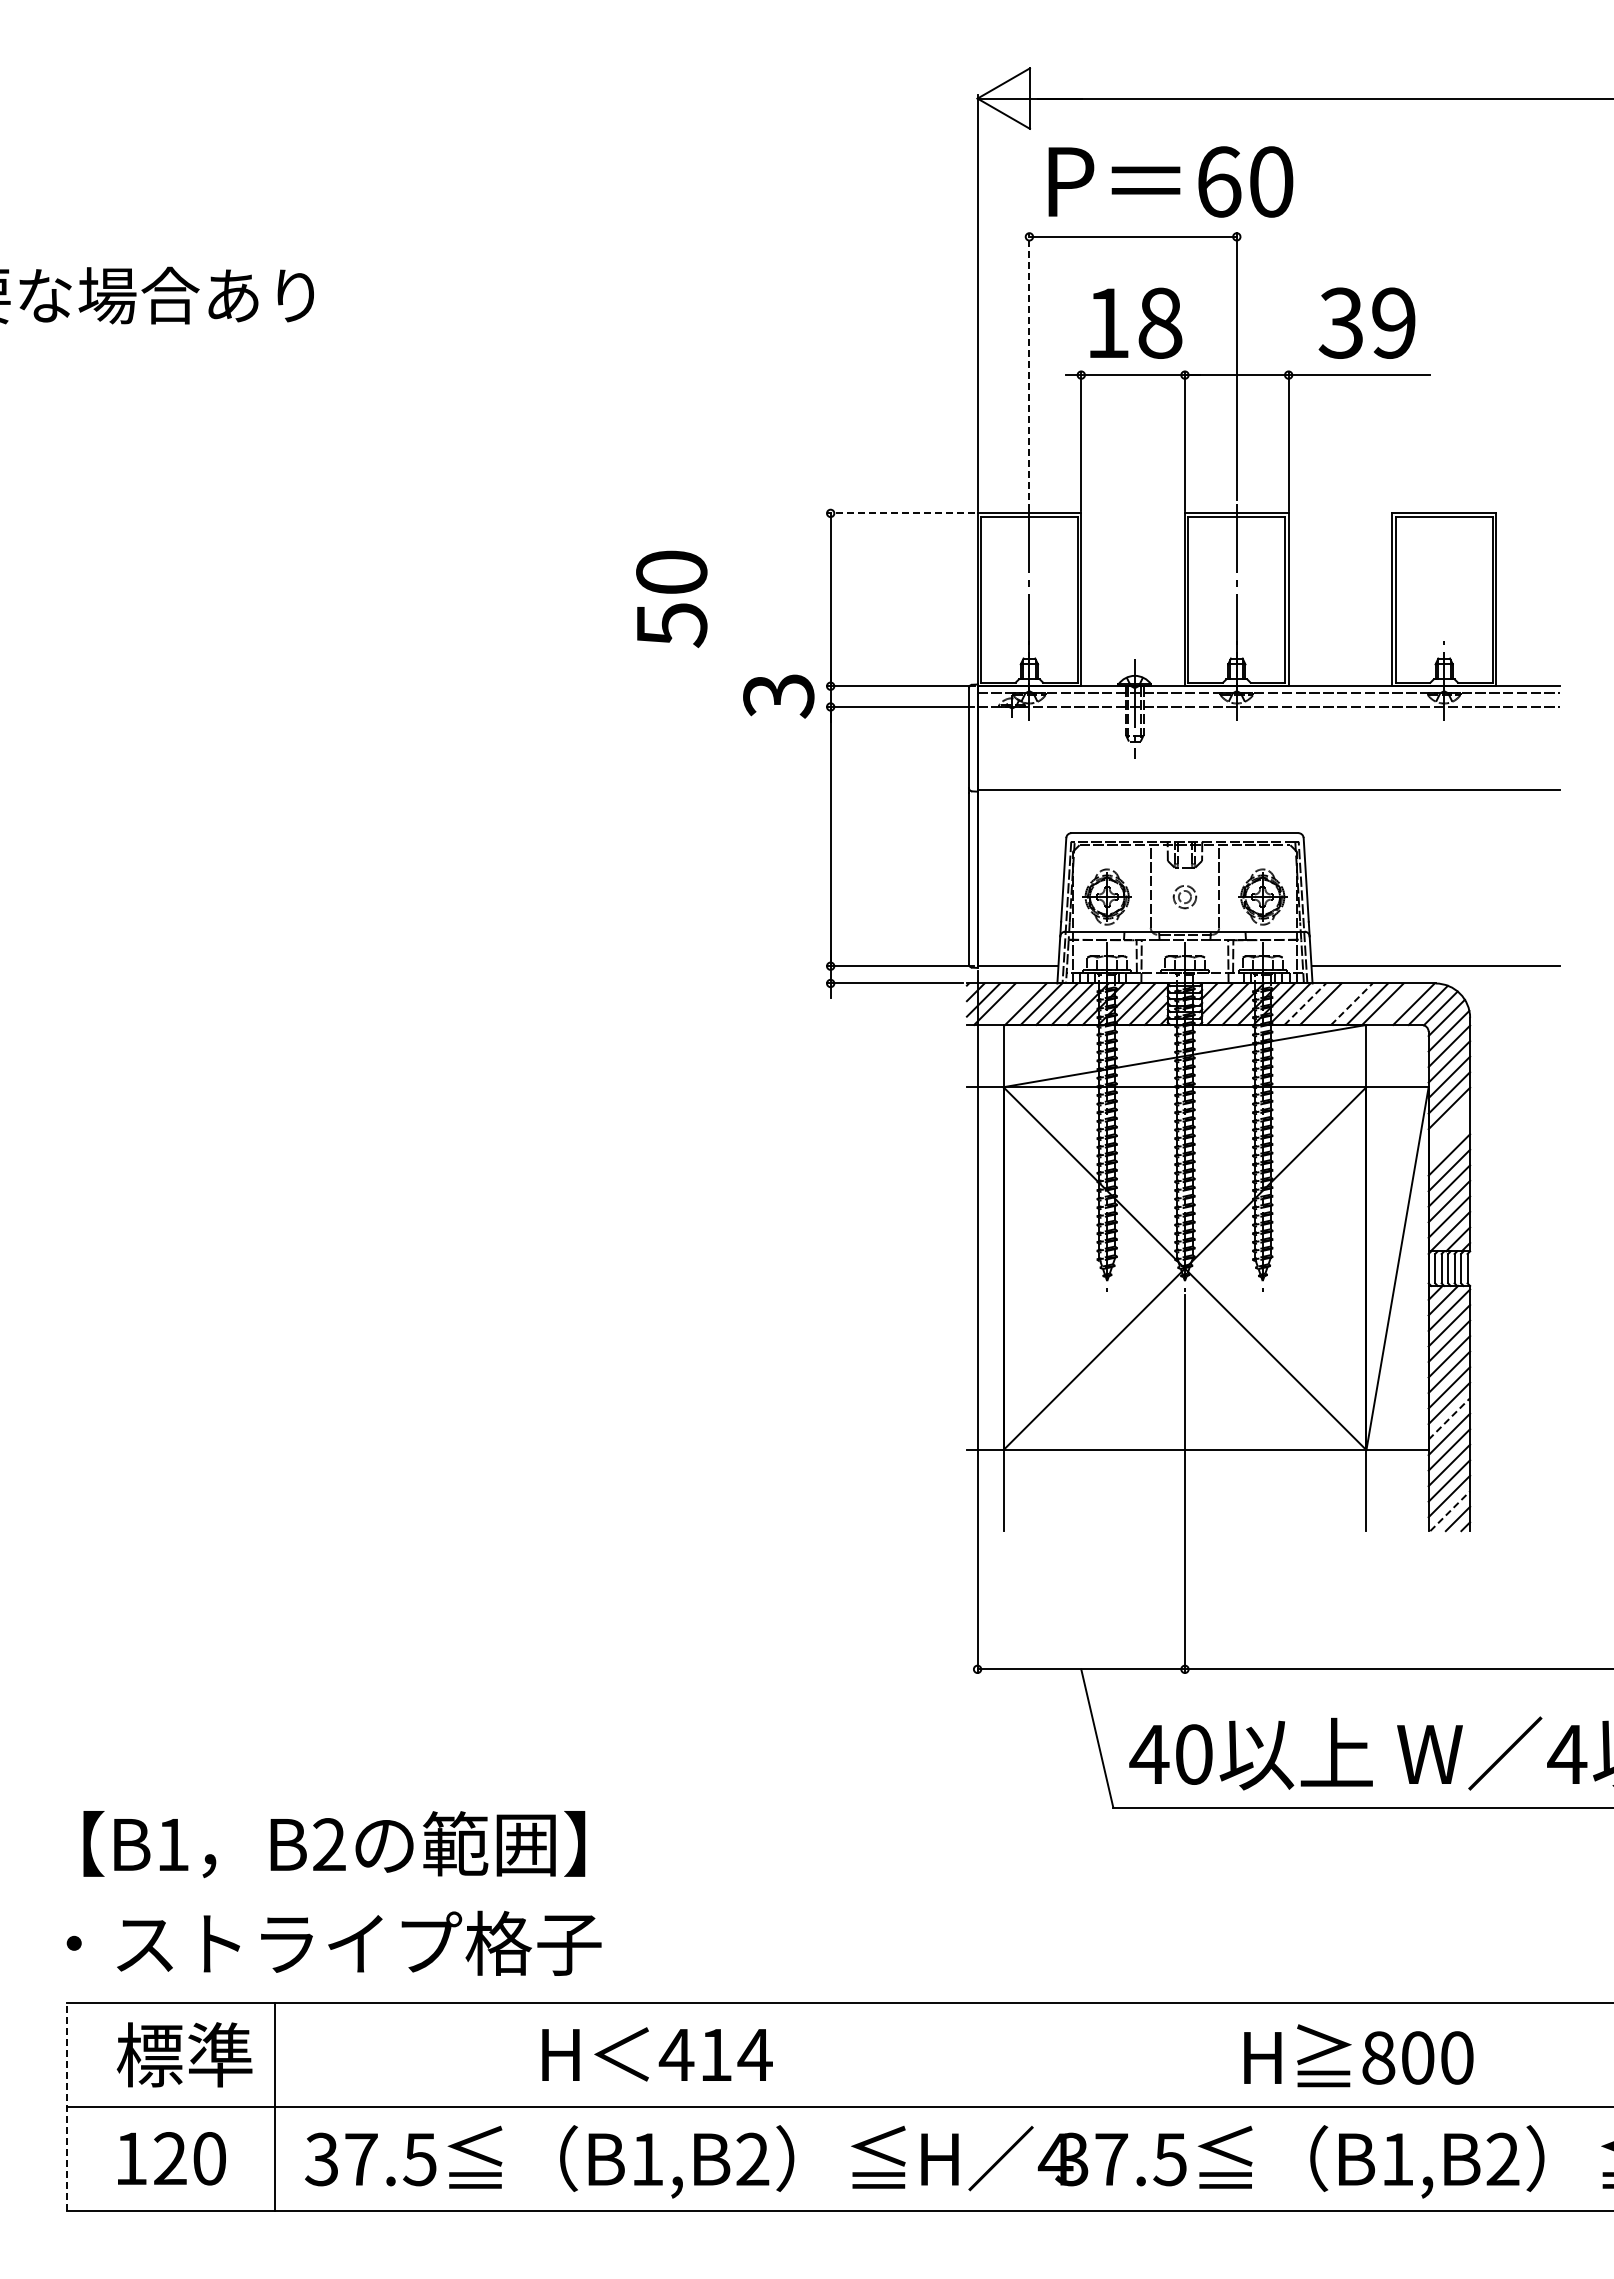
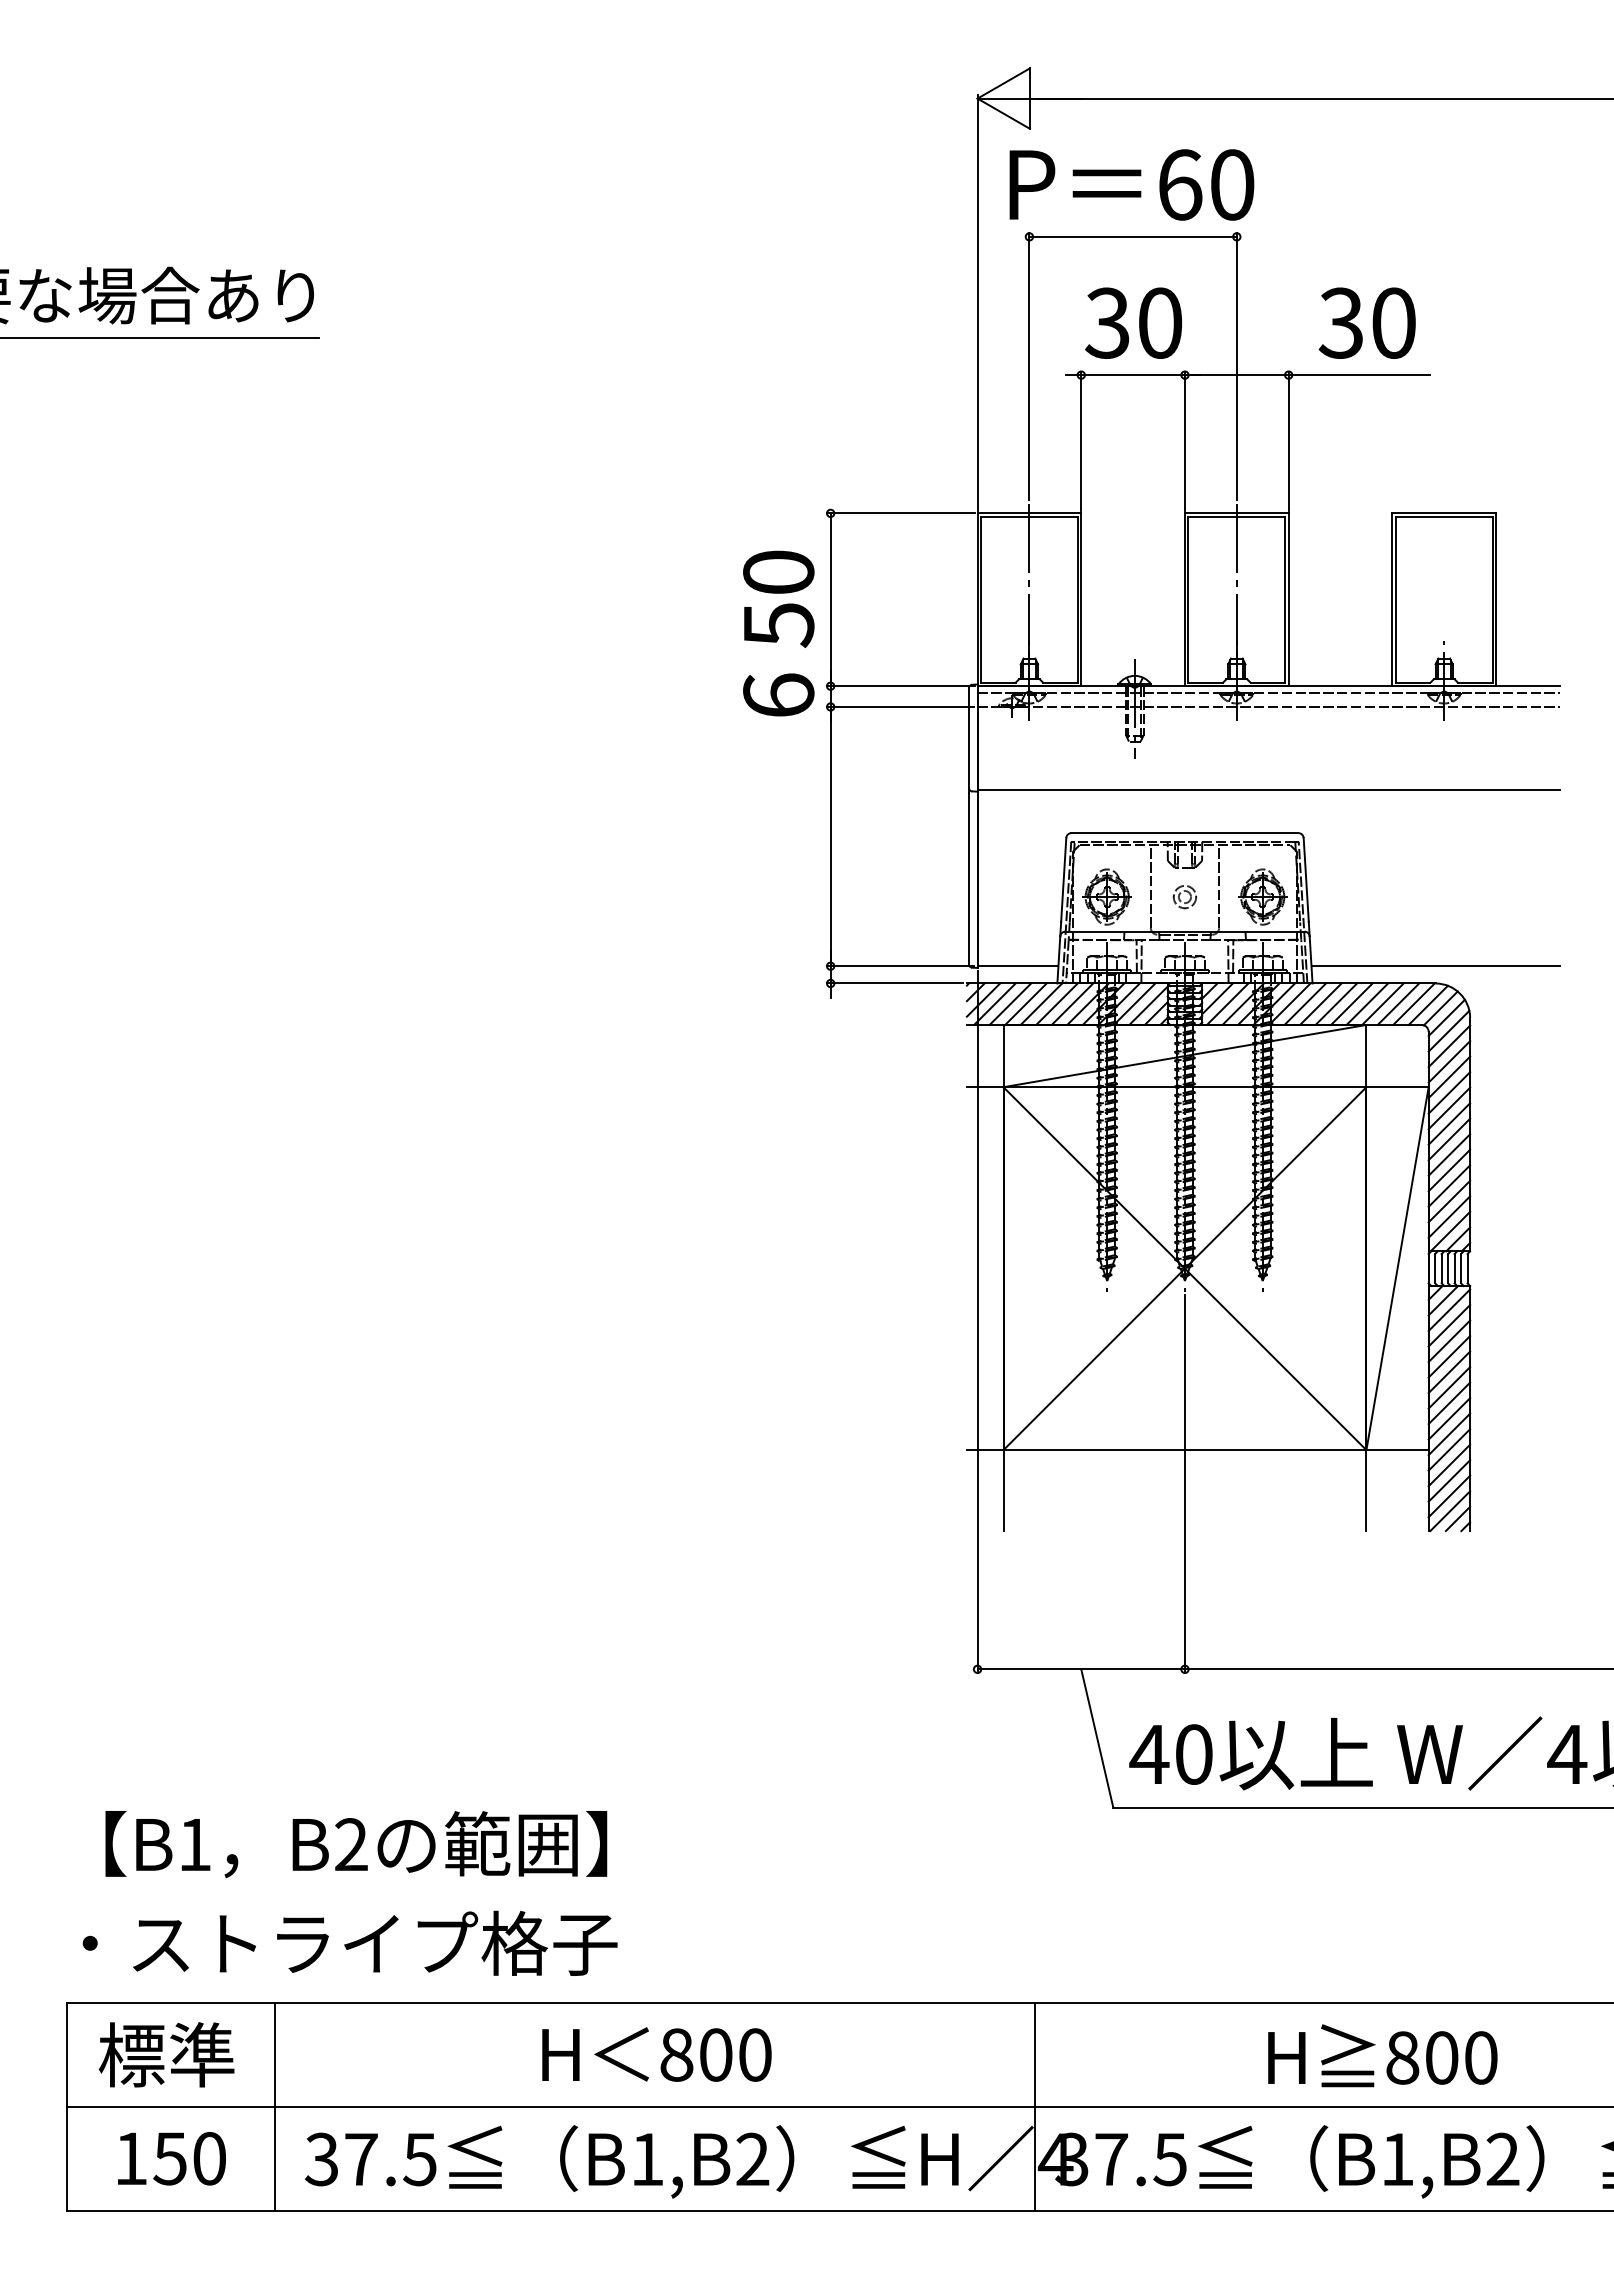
text position: (1170, 181) -> (1131, 184) (1131, 184)
text: 18 -> 30 (1133, 322)
text: 39 -> 30 (1393, 322)
line: none -> present (160, 337)
line: dashed -> solid (1029, 366)
line: dashed -> solid (901, 513)
text position: (671, 598) -> (778, 598) (778, 598)
text: 3 -> 6 (778, 695)
line: none -> present (1010, 1003)
line: dashed -> solid (1305, 1003)
line: none -> present (1336, 1003)
line: dashed -> solid (1352, 1003)
line: none -> present (1398, 1003)
line: none -> present (1449, 1123)
line: none -> present (1449, 1139)
line: dashed -> solid (1449, 1418)
line: dashed -> solid (1450, 1510)
text position: (334, 1844) -> (356, 1844) (356, 1844)
text position: (333, 1942) -> (349, 1942) (349, 1942)
text position: (184, 2054) -> (166, 2054) (166, 2054)
text: 414 -> 800 (715, 2054)
text position: (1358, 2055) -> (1382, 2055) (1382, 2055)
line: dashed -> solid (67, 2106)
line: none -> present (1035, 2106)
text: 120 -> 150 (169, 2158)
